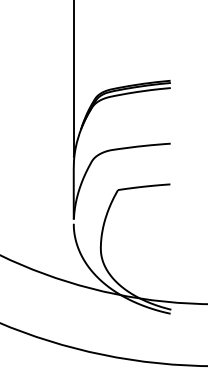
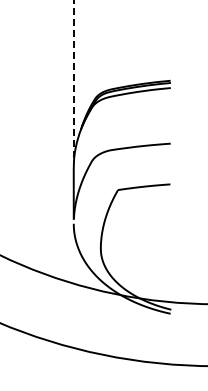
line: solid -> dashed (73, 78)
